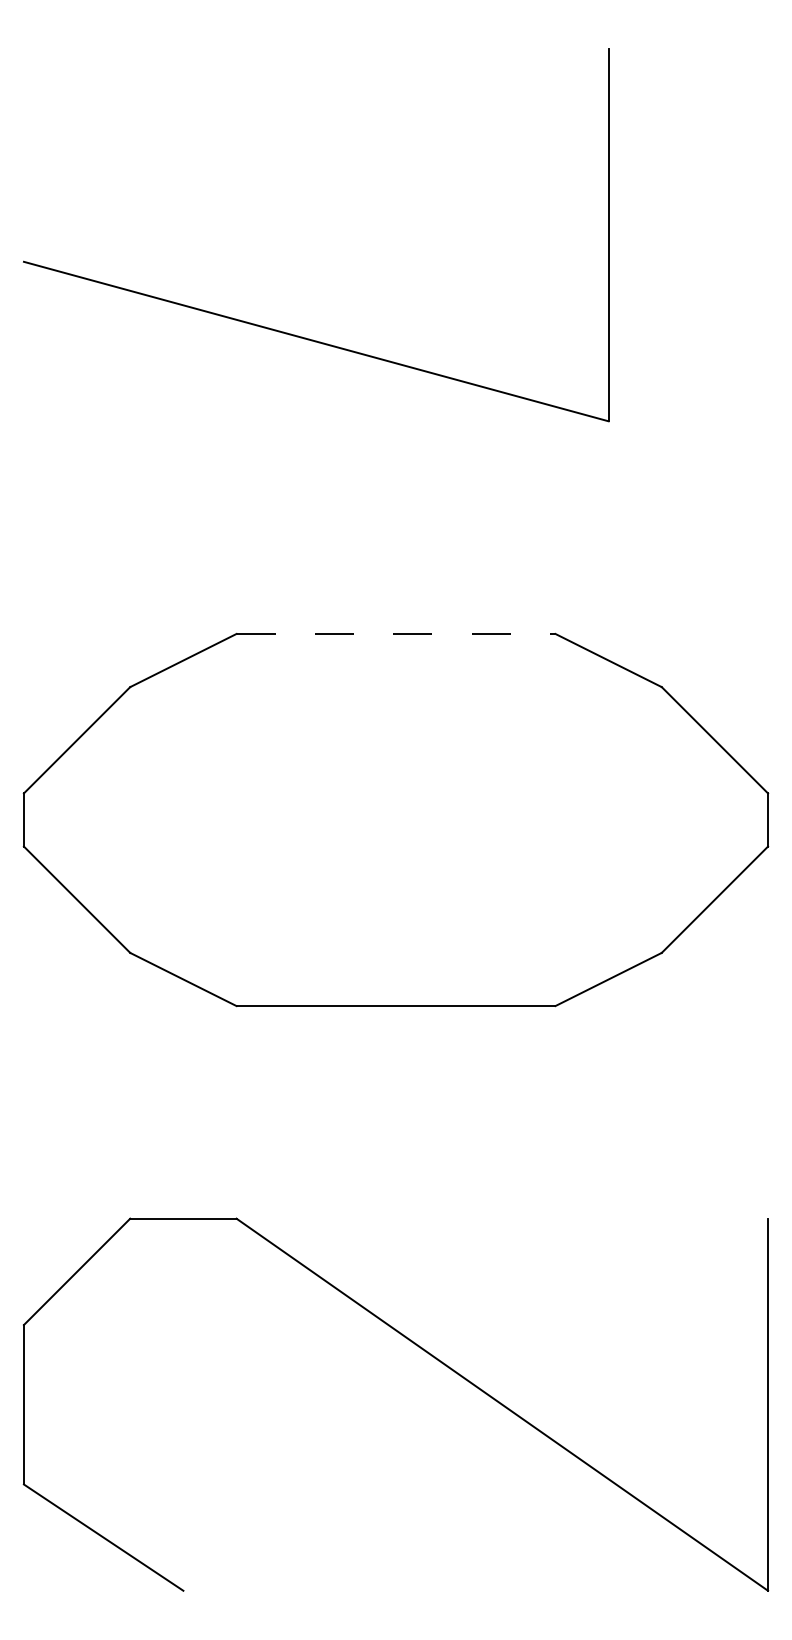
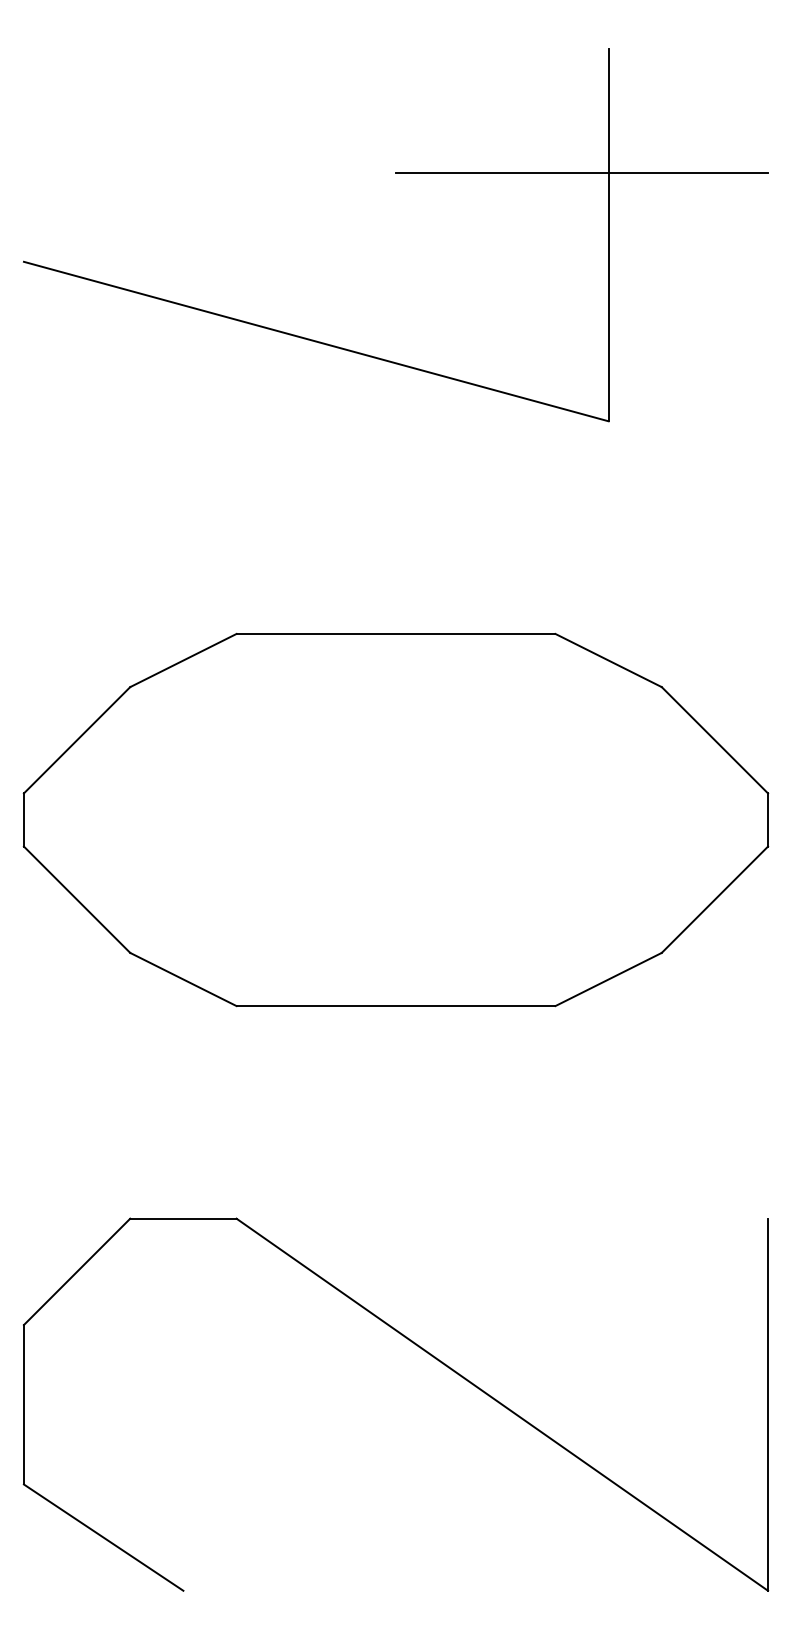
line: none -> present (582, 173)
line: dashed -> solid (396, 633)
